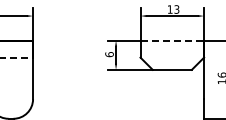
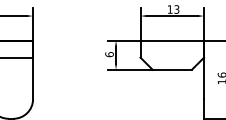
line: dashed -> solid (172, 40)
line: dashed -> solid (17, 57)
